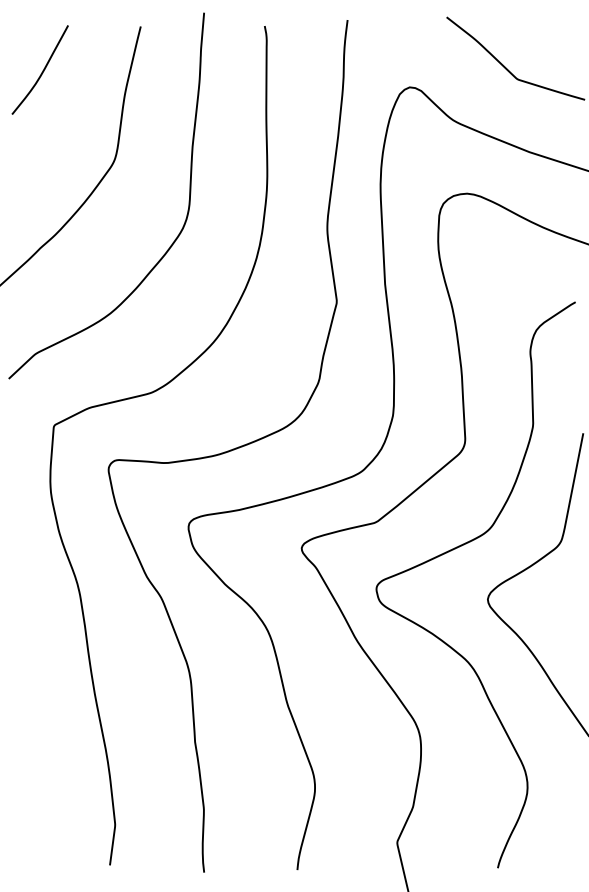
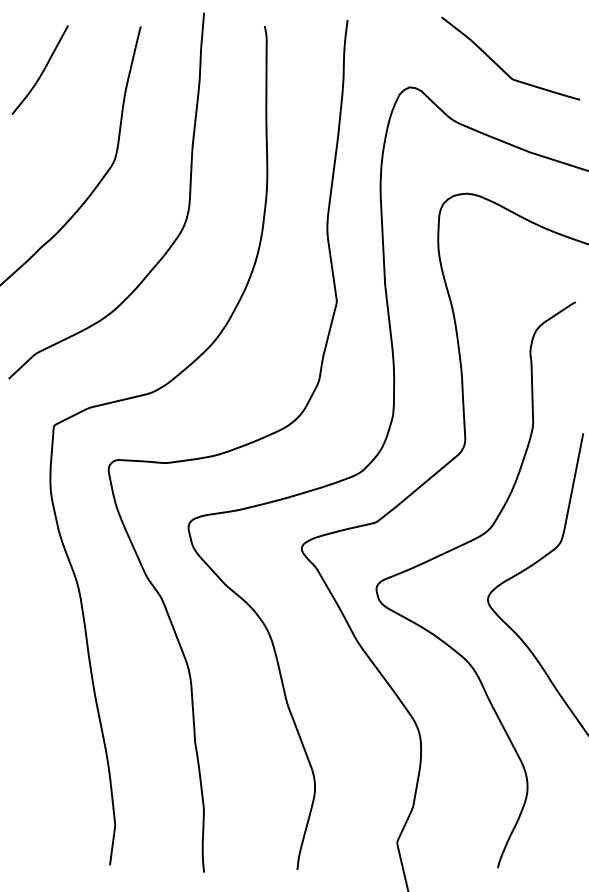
curve position: (506, 67) -> (501, 67) (501, 67)
